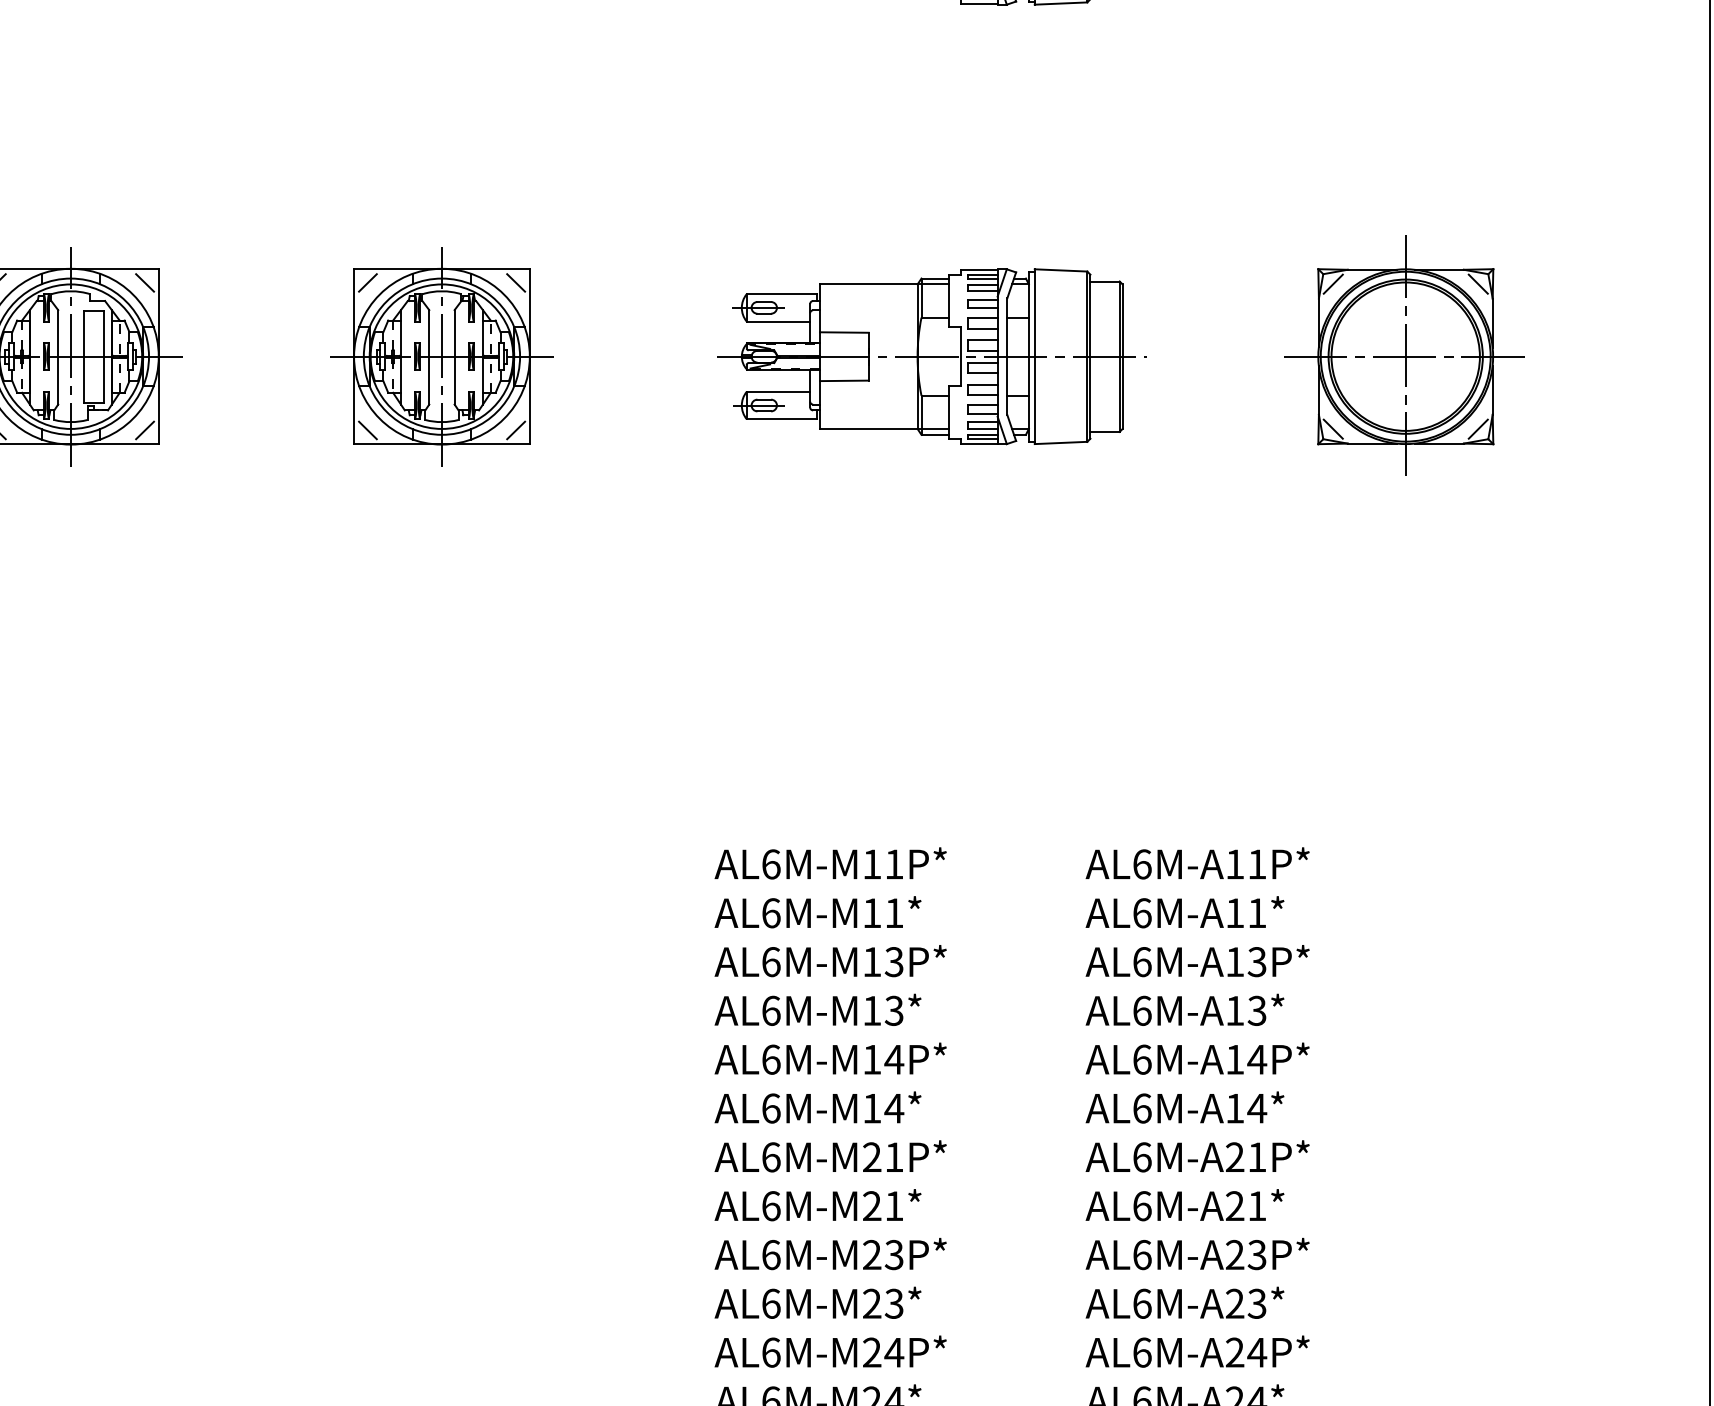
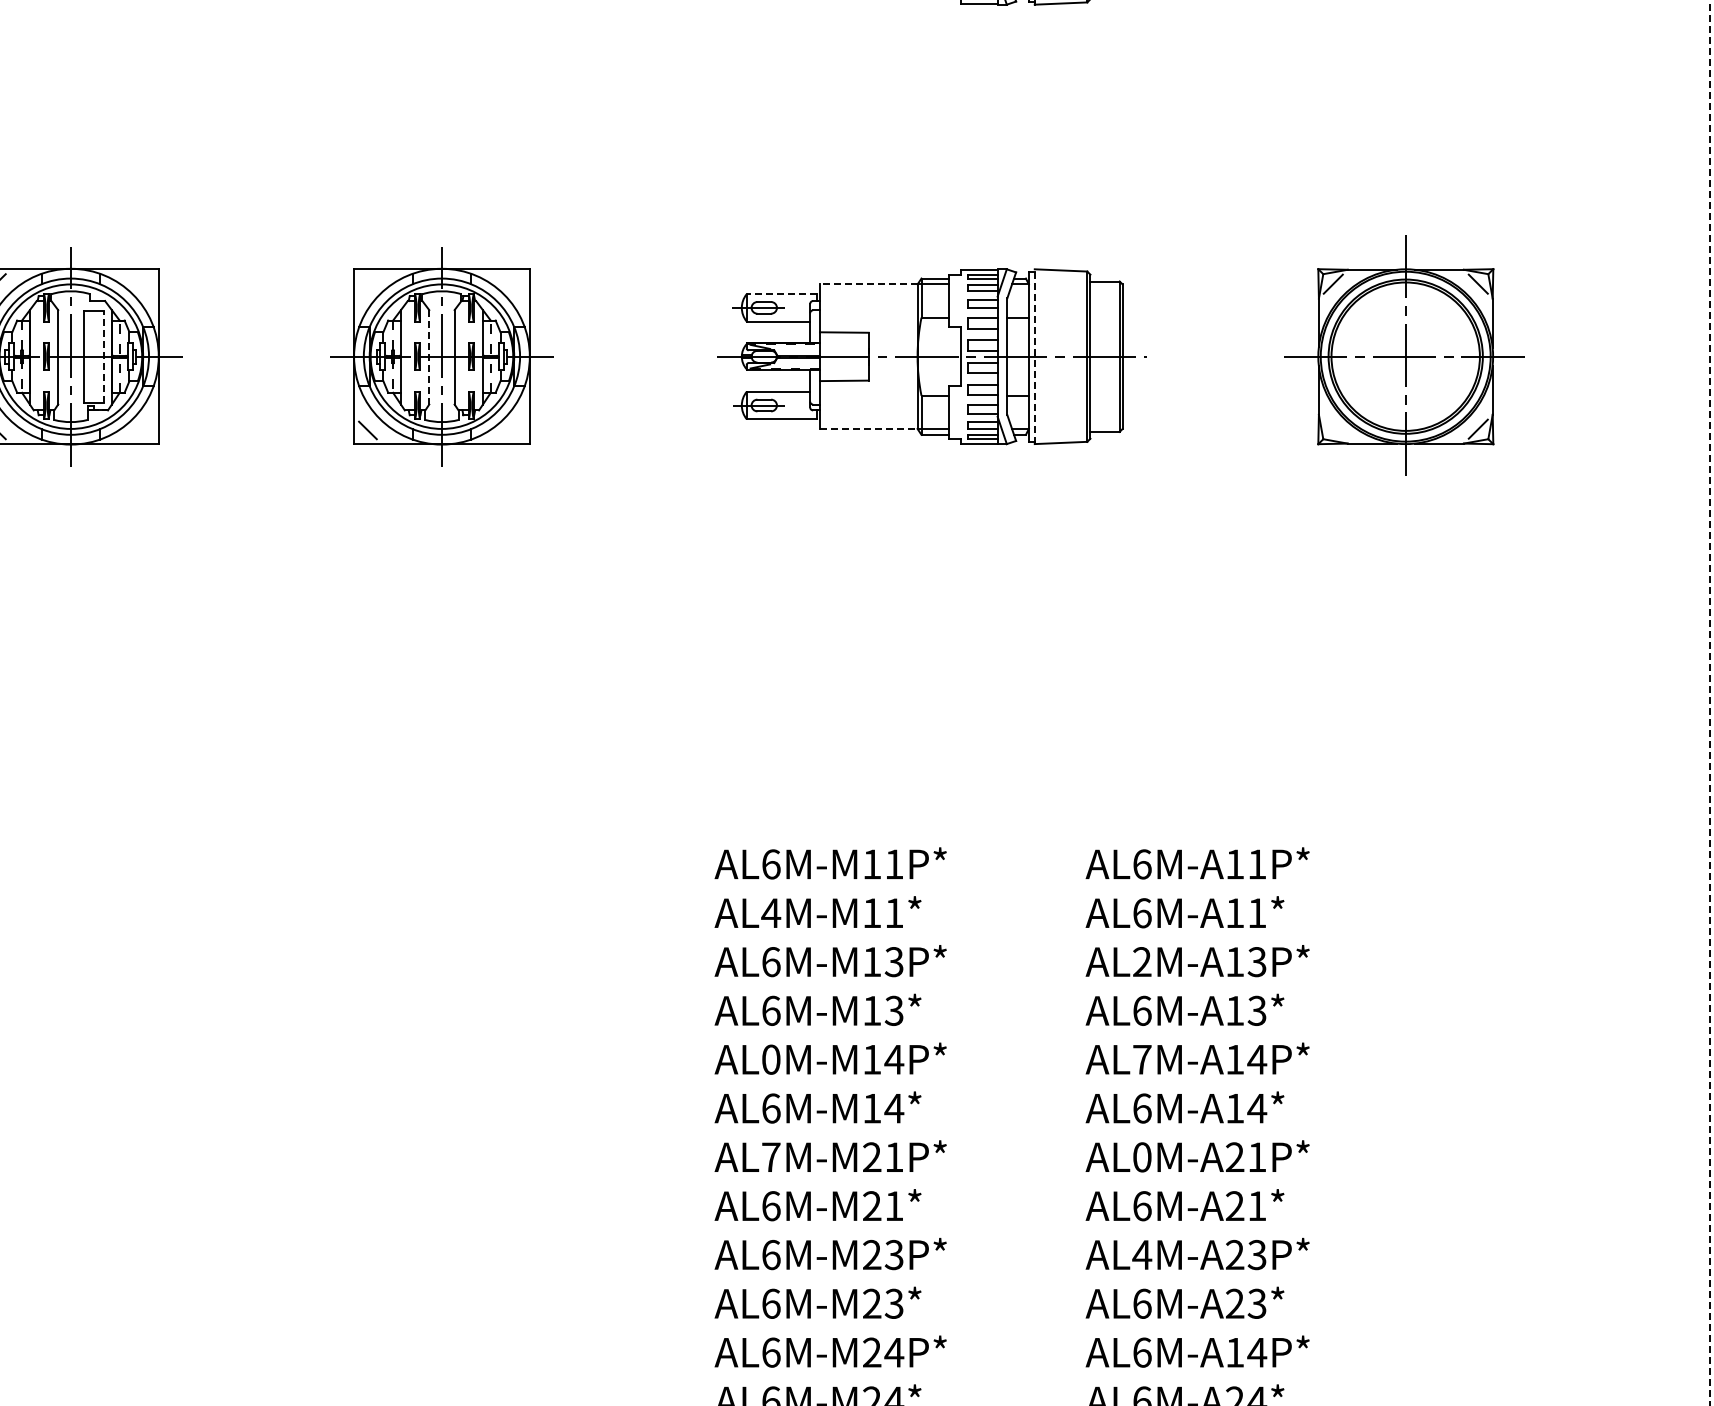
line: present -> none (145, 282)
line: present -> none (367, 282)
line: present -> none (516, 282)
line: solid -> dashed (868, 284)
line: solid -> dashed (781, 294)
line: solid -> dashed (104, 356)
line: solid -> dashed (1034, 356)
line: solid -> dashed (429, 357)
line: solid -> dashed (868, 428)
line: present -> none (1332, 428)
line: present -> none (145, 430)
line: present -> none (516, 430)
line: solid -> dashed (1710, 702)
text: AL6M-M11* -> AL4M-M11* (771, 913)
text: AL6M-A13P* -> AL2M-A13P* (1142, 962)
text: AL6M-M14P* -> AL0M-M14P* (771, 1059)
text: AL6M-A14P* -> AL7M-A14P* (1142, 1059)
text: AL6M-M21P* -> AL7M-M21P* (771, 1157)
text: AL6M-A21P* -> AL0M-A21P* (1142, 1157)
text: AL6M-A23P* -> AL4M-A23P* (1142, 1254)
text: AL6M-A24P* -> AL6M-A14P* (1235, 1352)
